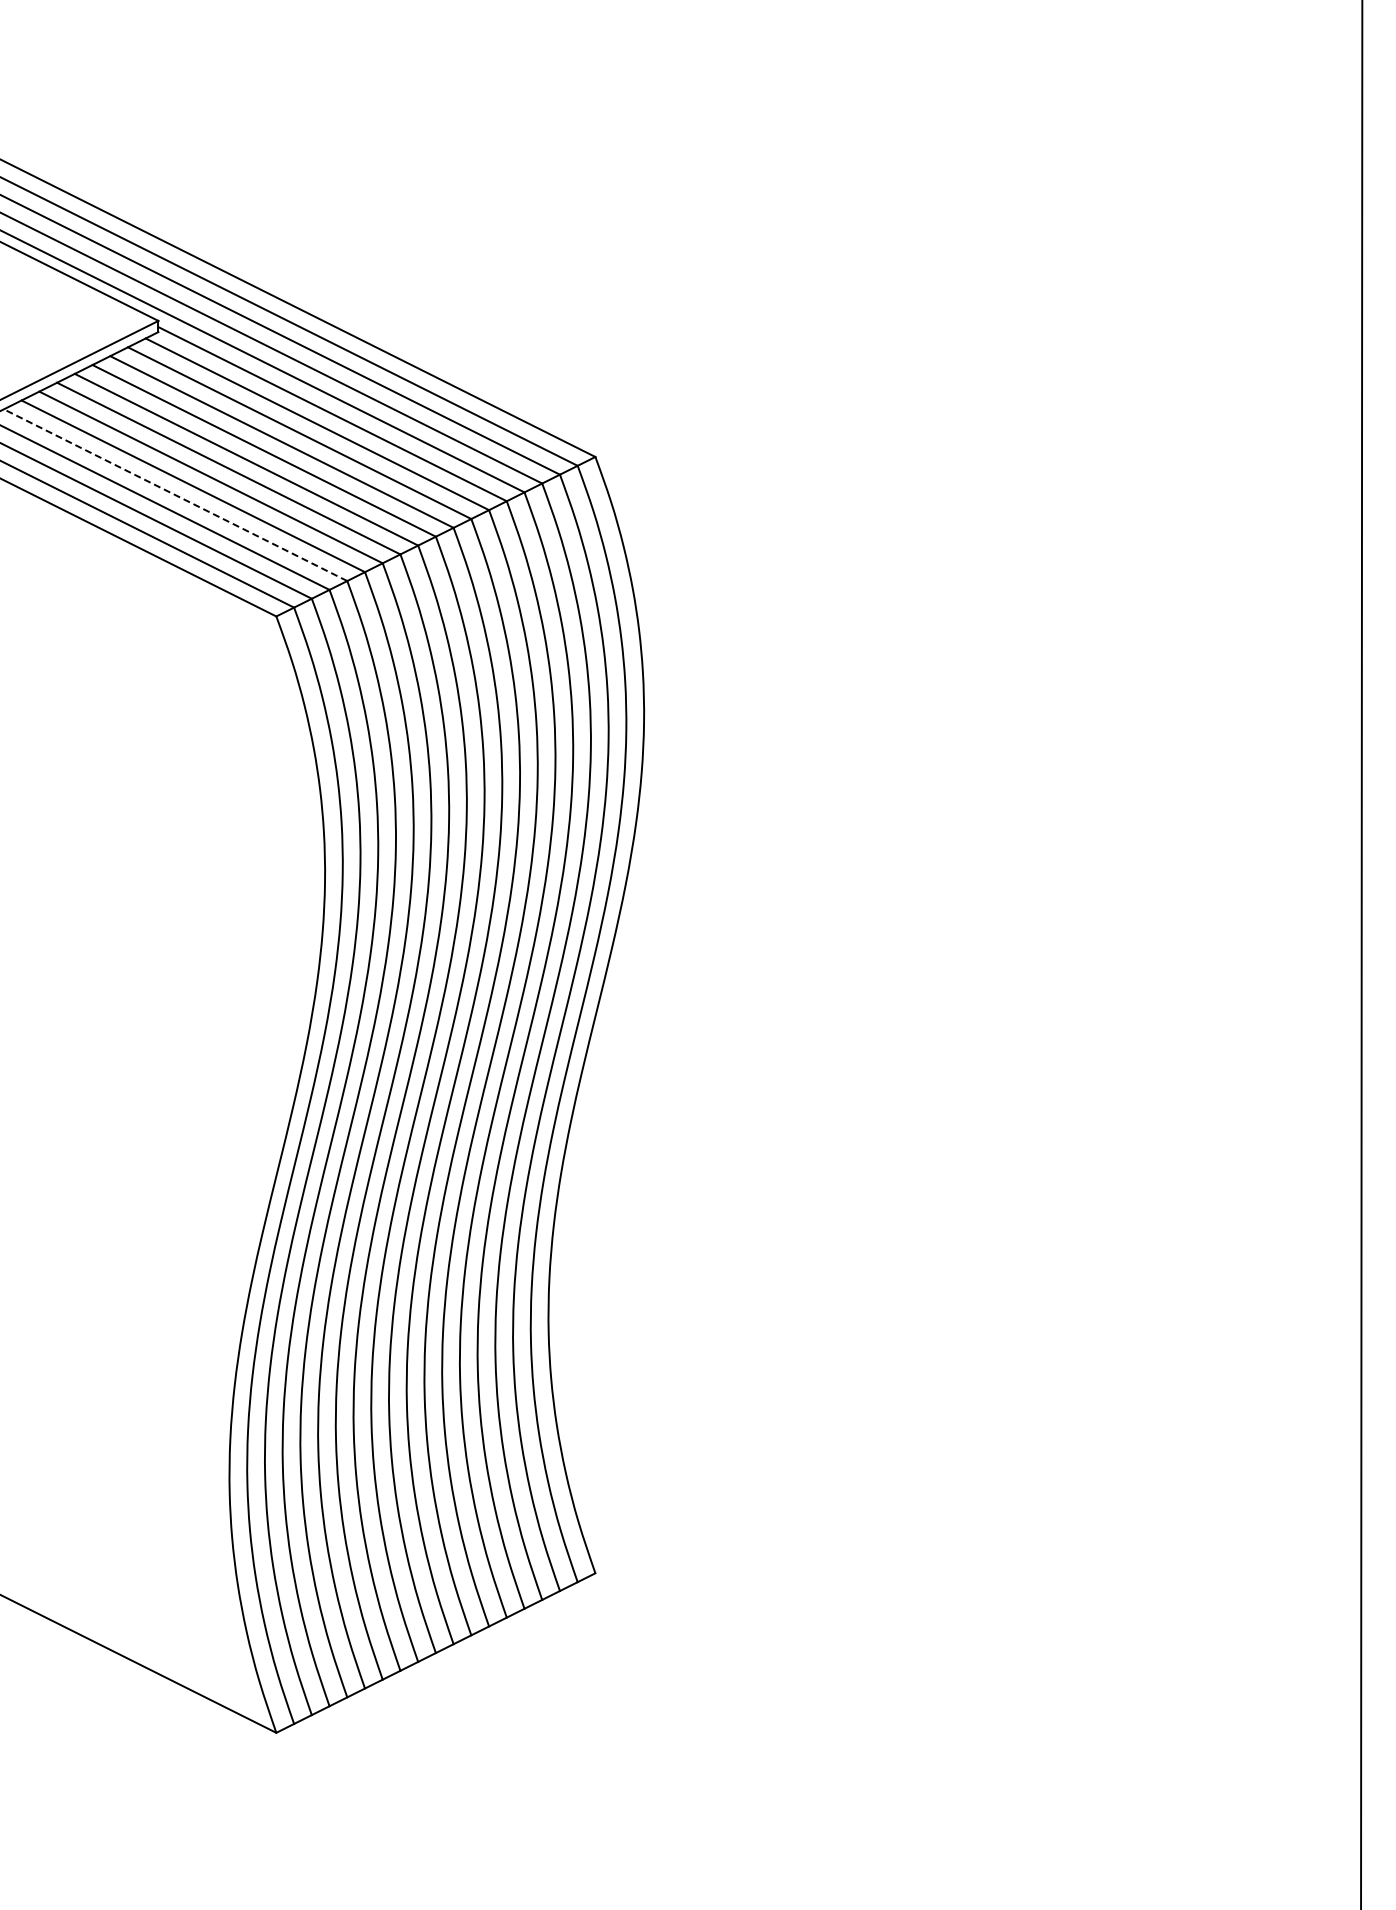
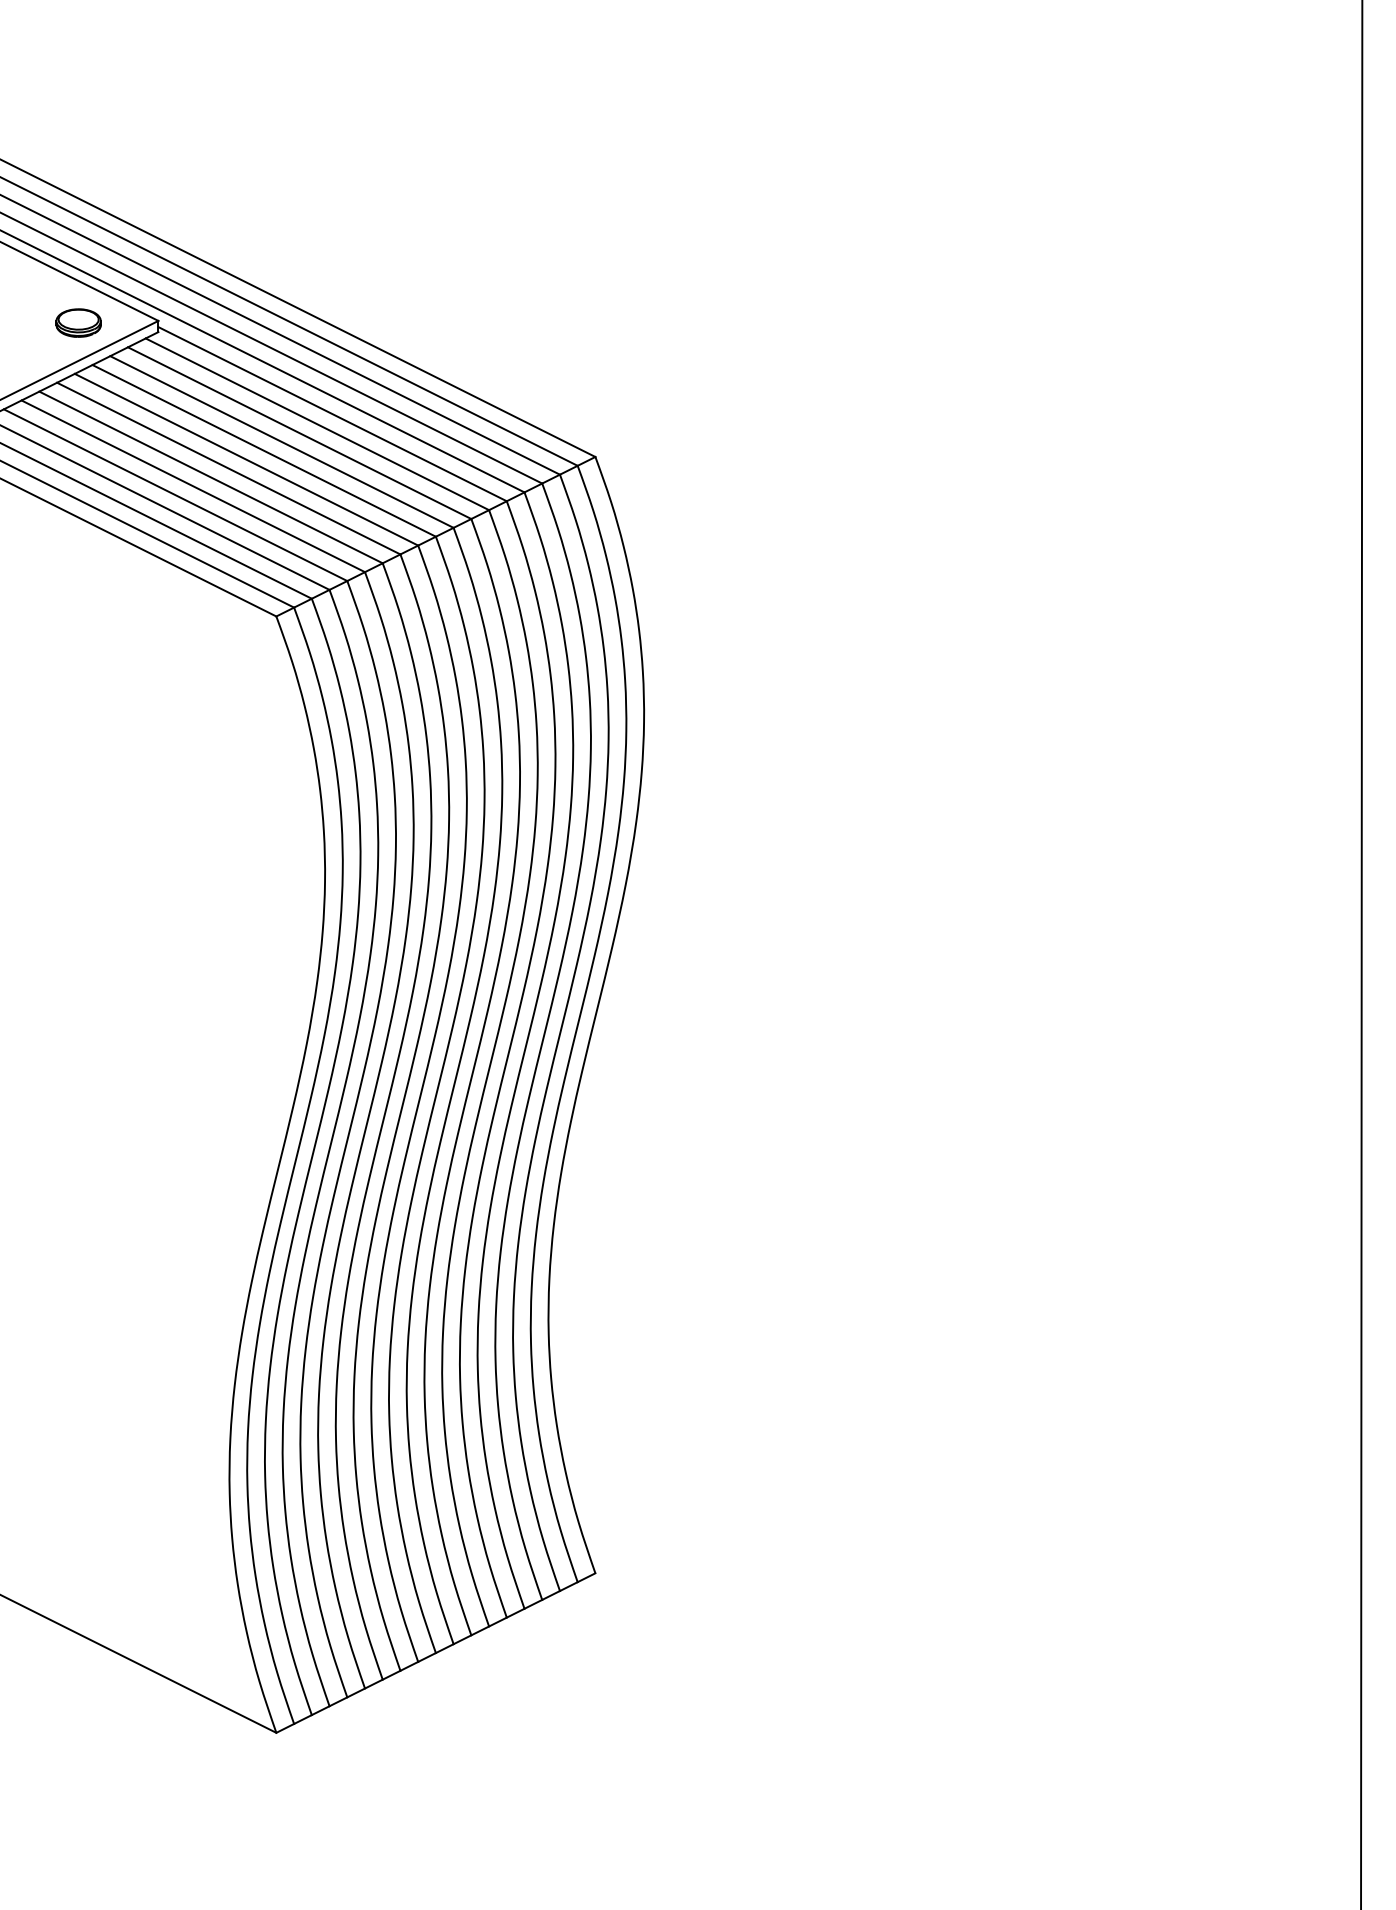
part: none -> present (78, 322)
line: dashed -> solid (175, 495)
